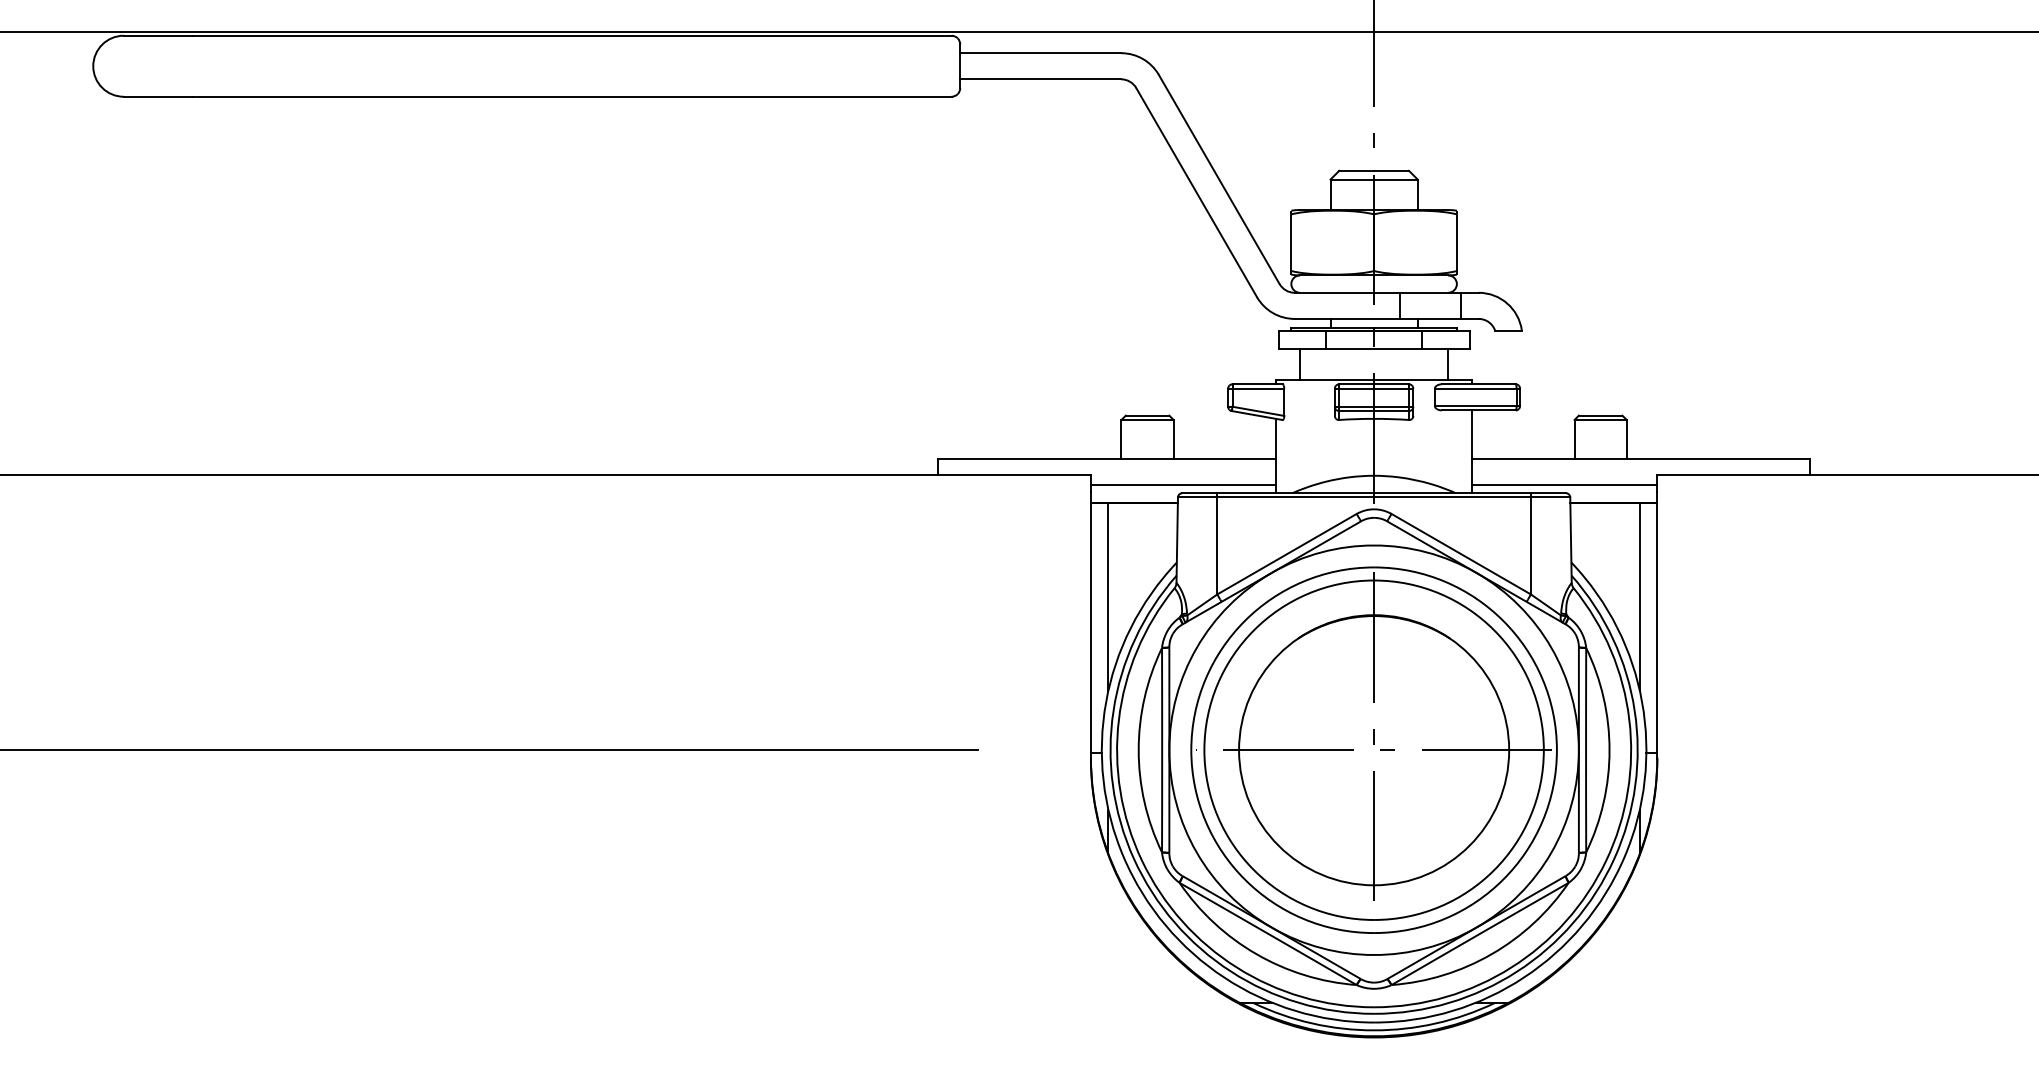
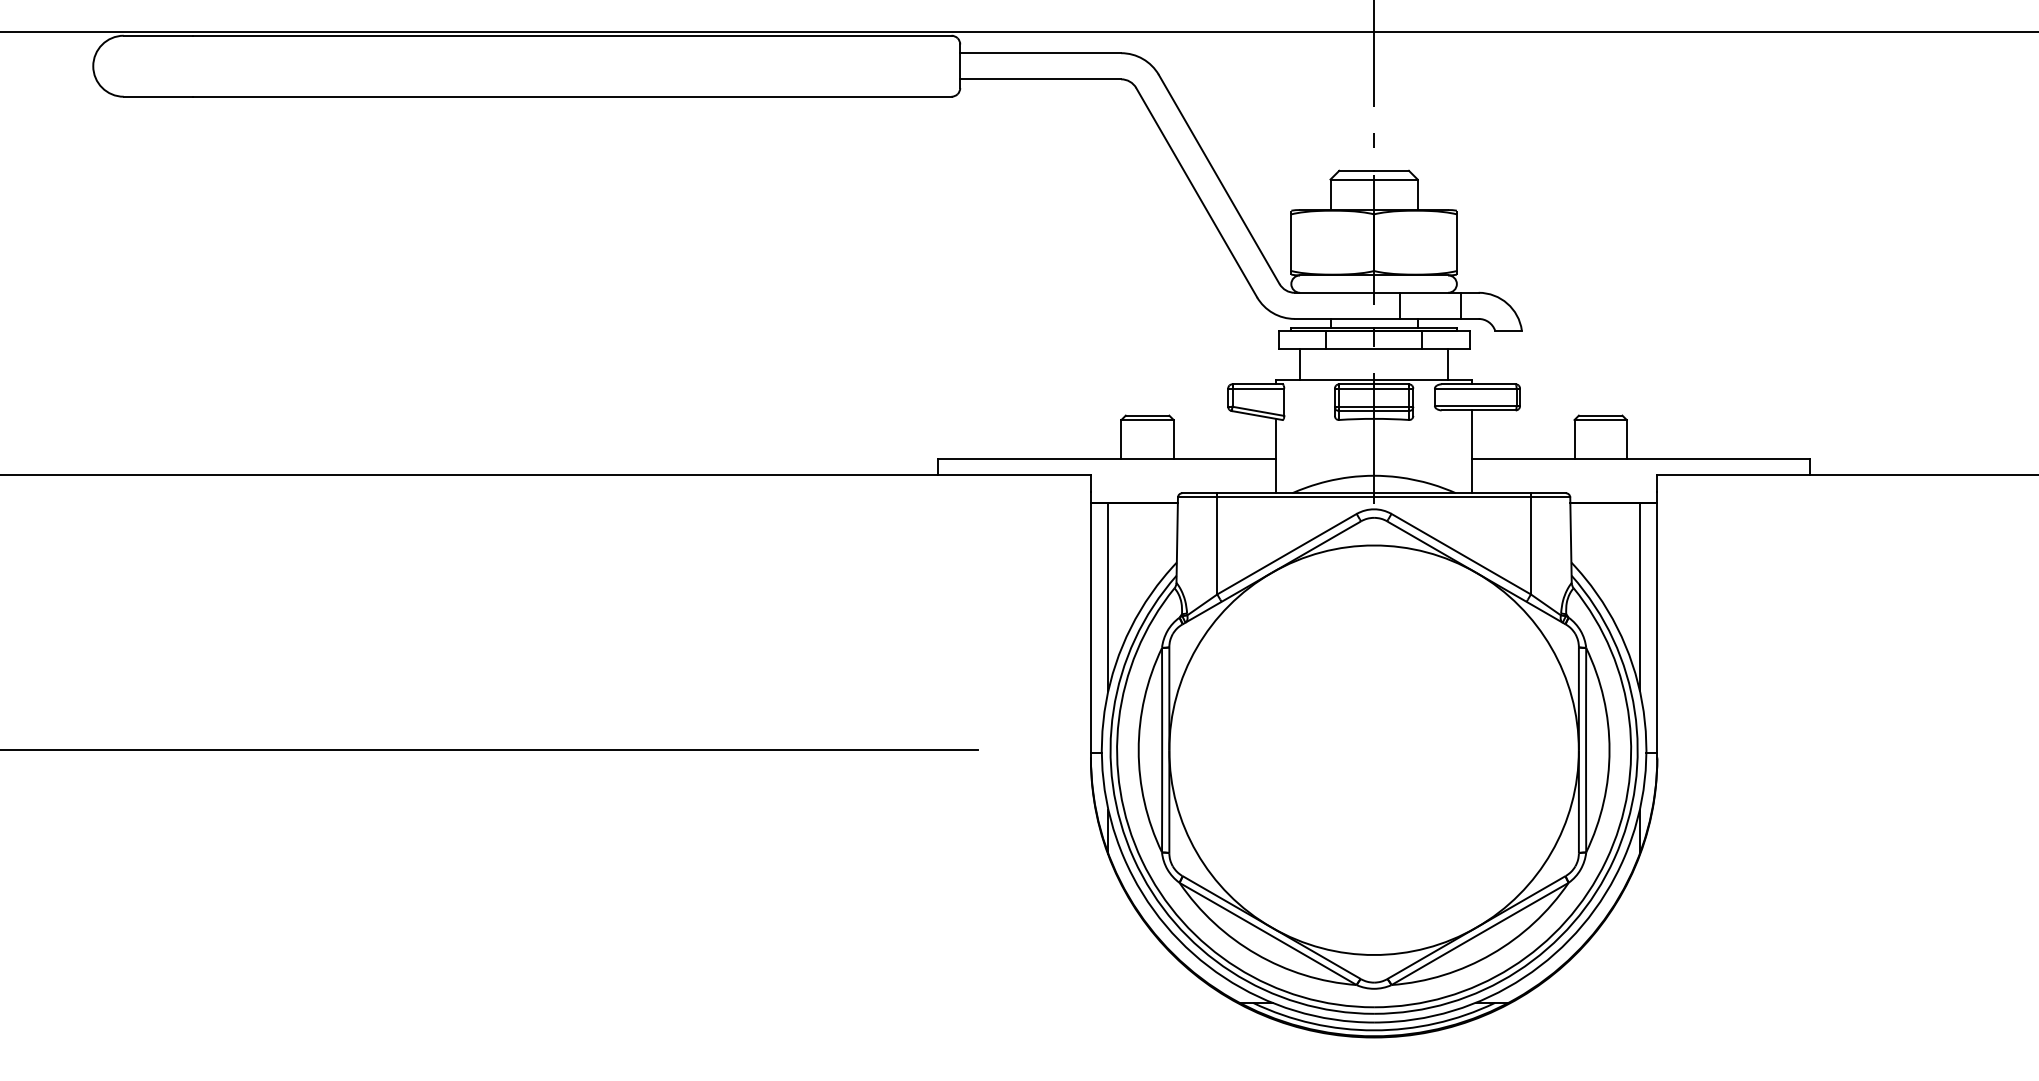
line: present -> none (1183, 485)
line: present -> none (1564, 485)
part: present -> none (1373, 749)
